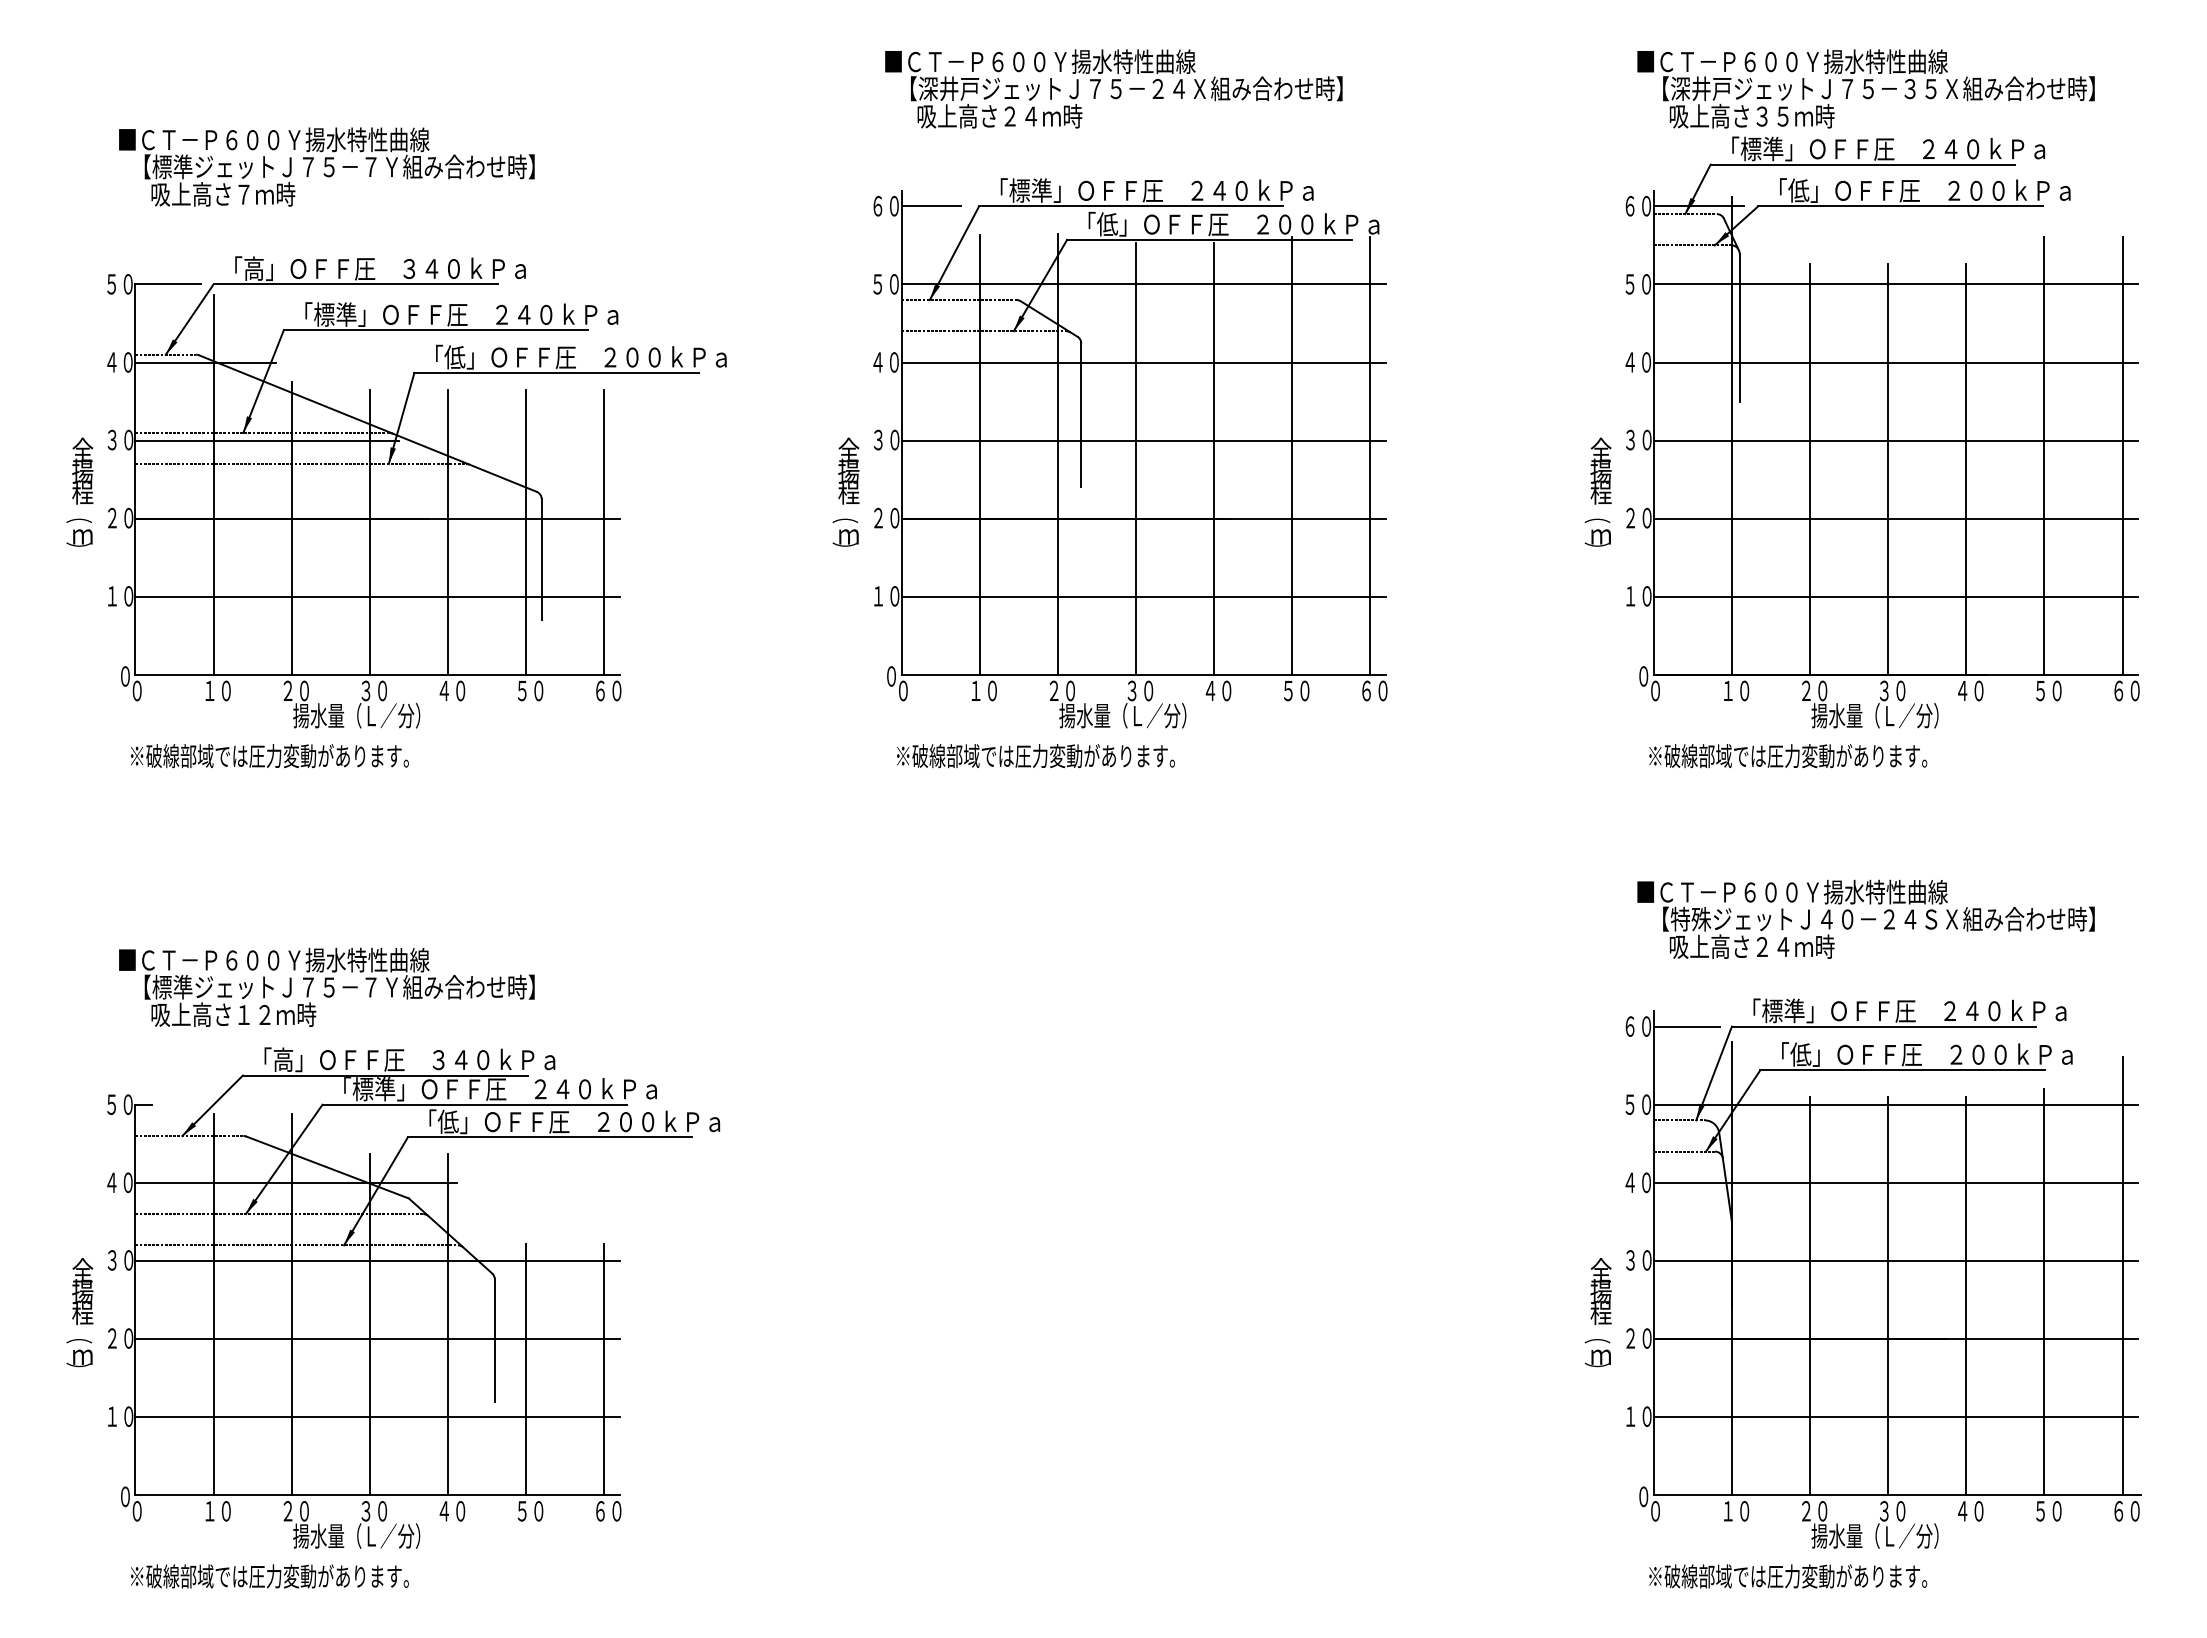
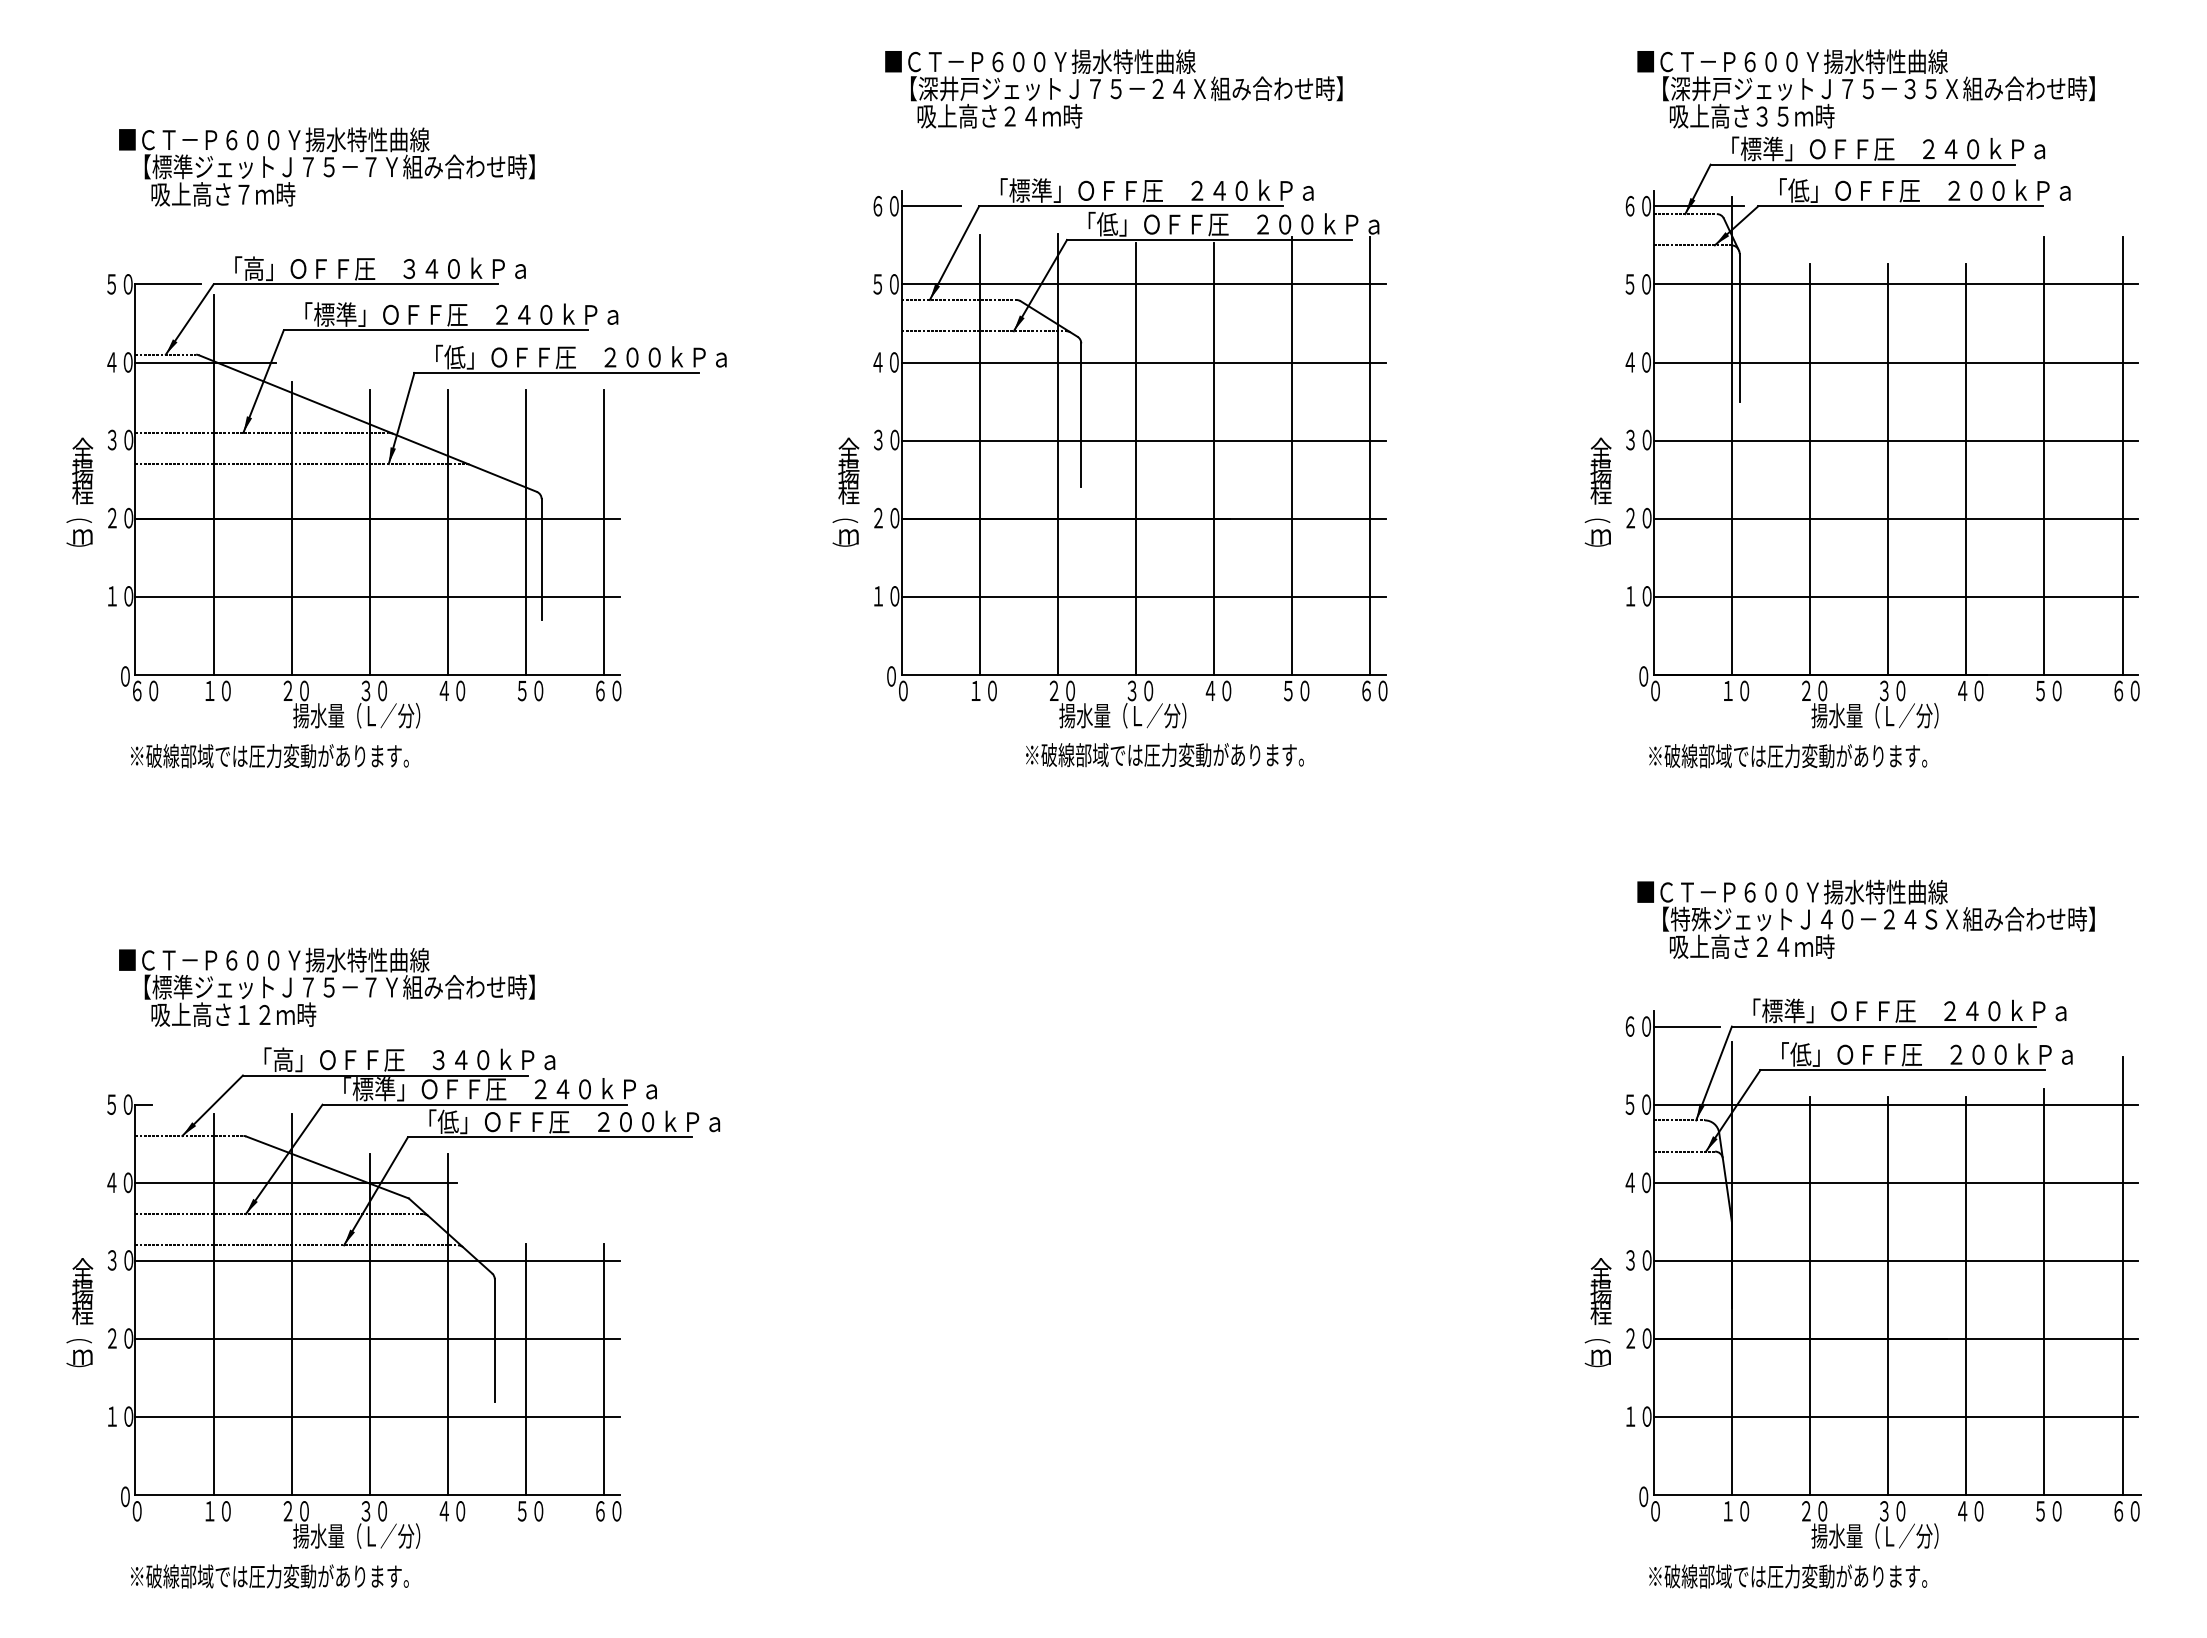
line: present -> none (267, 440)
text: ０ -> ６０ (145, 690)
text position: (1035, 756) -> (1164, 755) (1164, 755)
